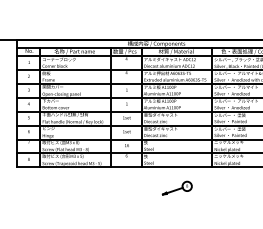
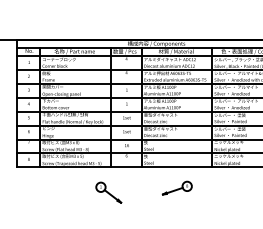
part: none -> present (108, 192)
